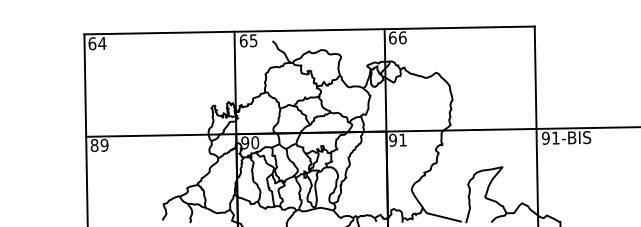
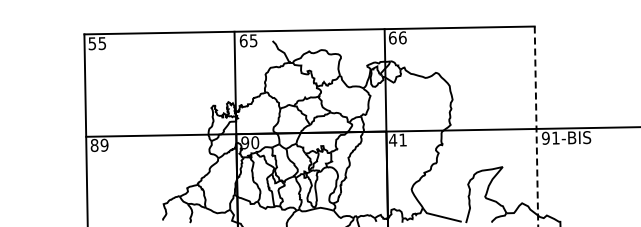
text: 64 -> 55 (97, 43)
line: solid -> dashed (536, 126)
text: 91 -> 41 (393, 139)
